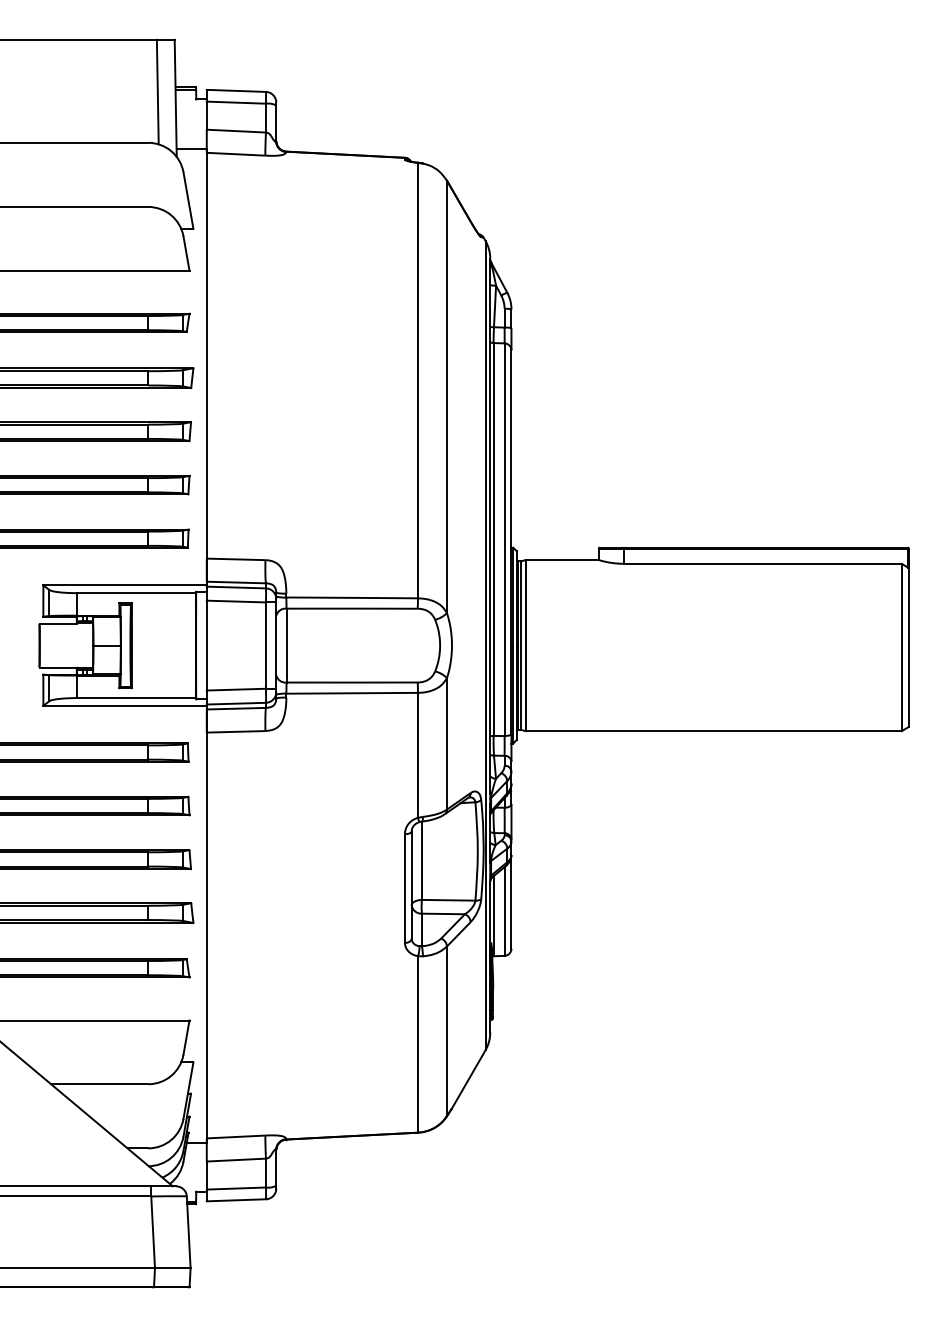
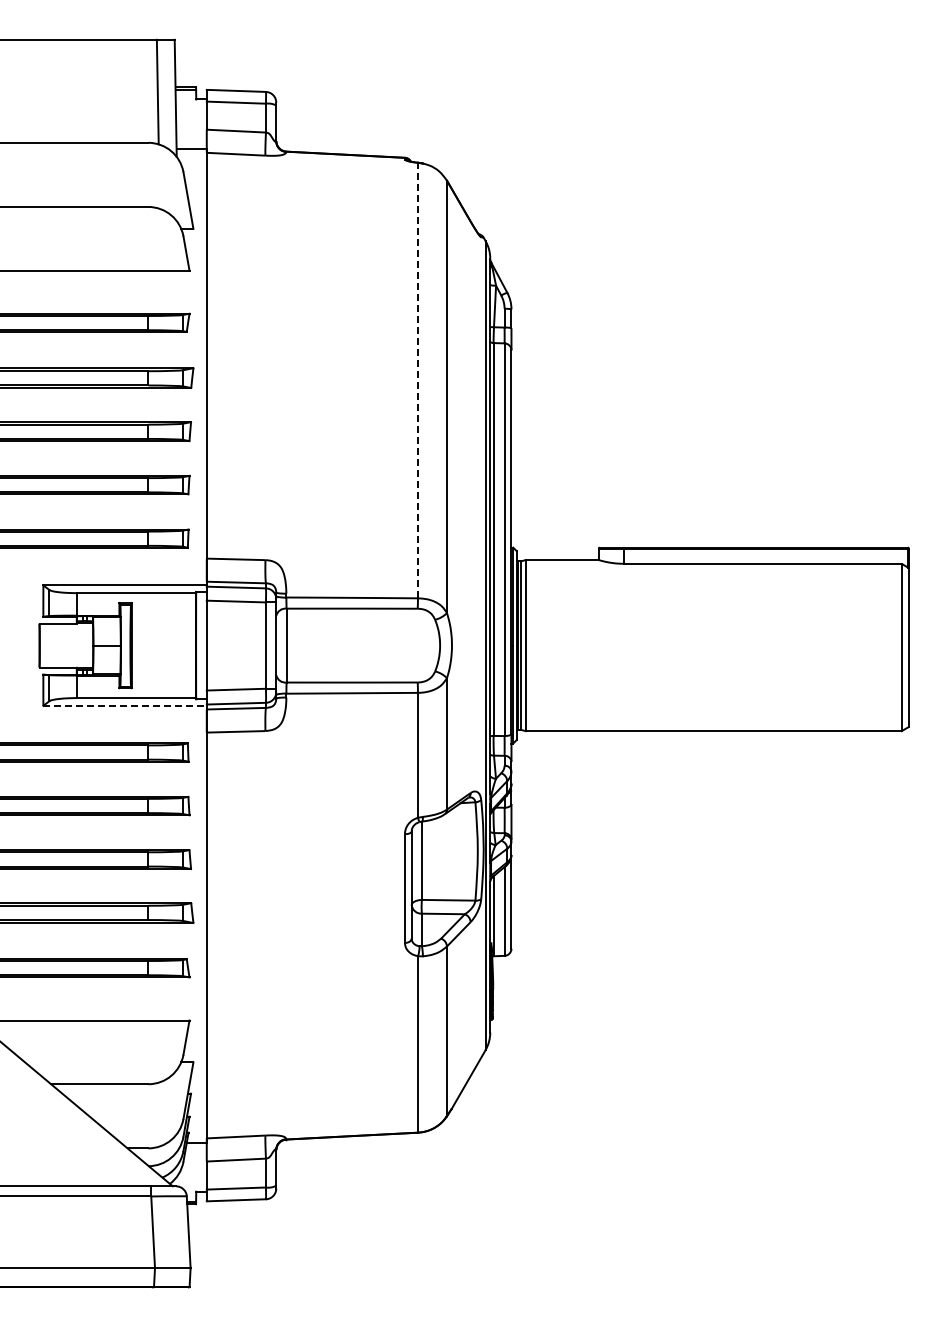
line: solid -> dashed (418, 380)
line: solid -> dashed (125, 705)
